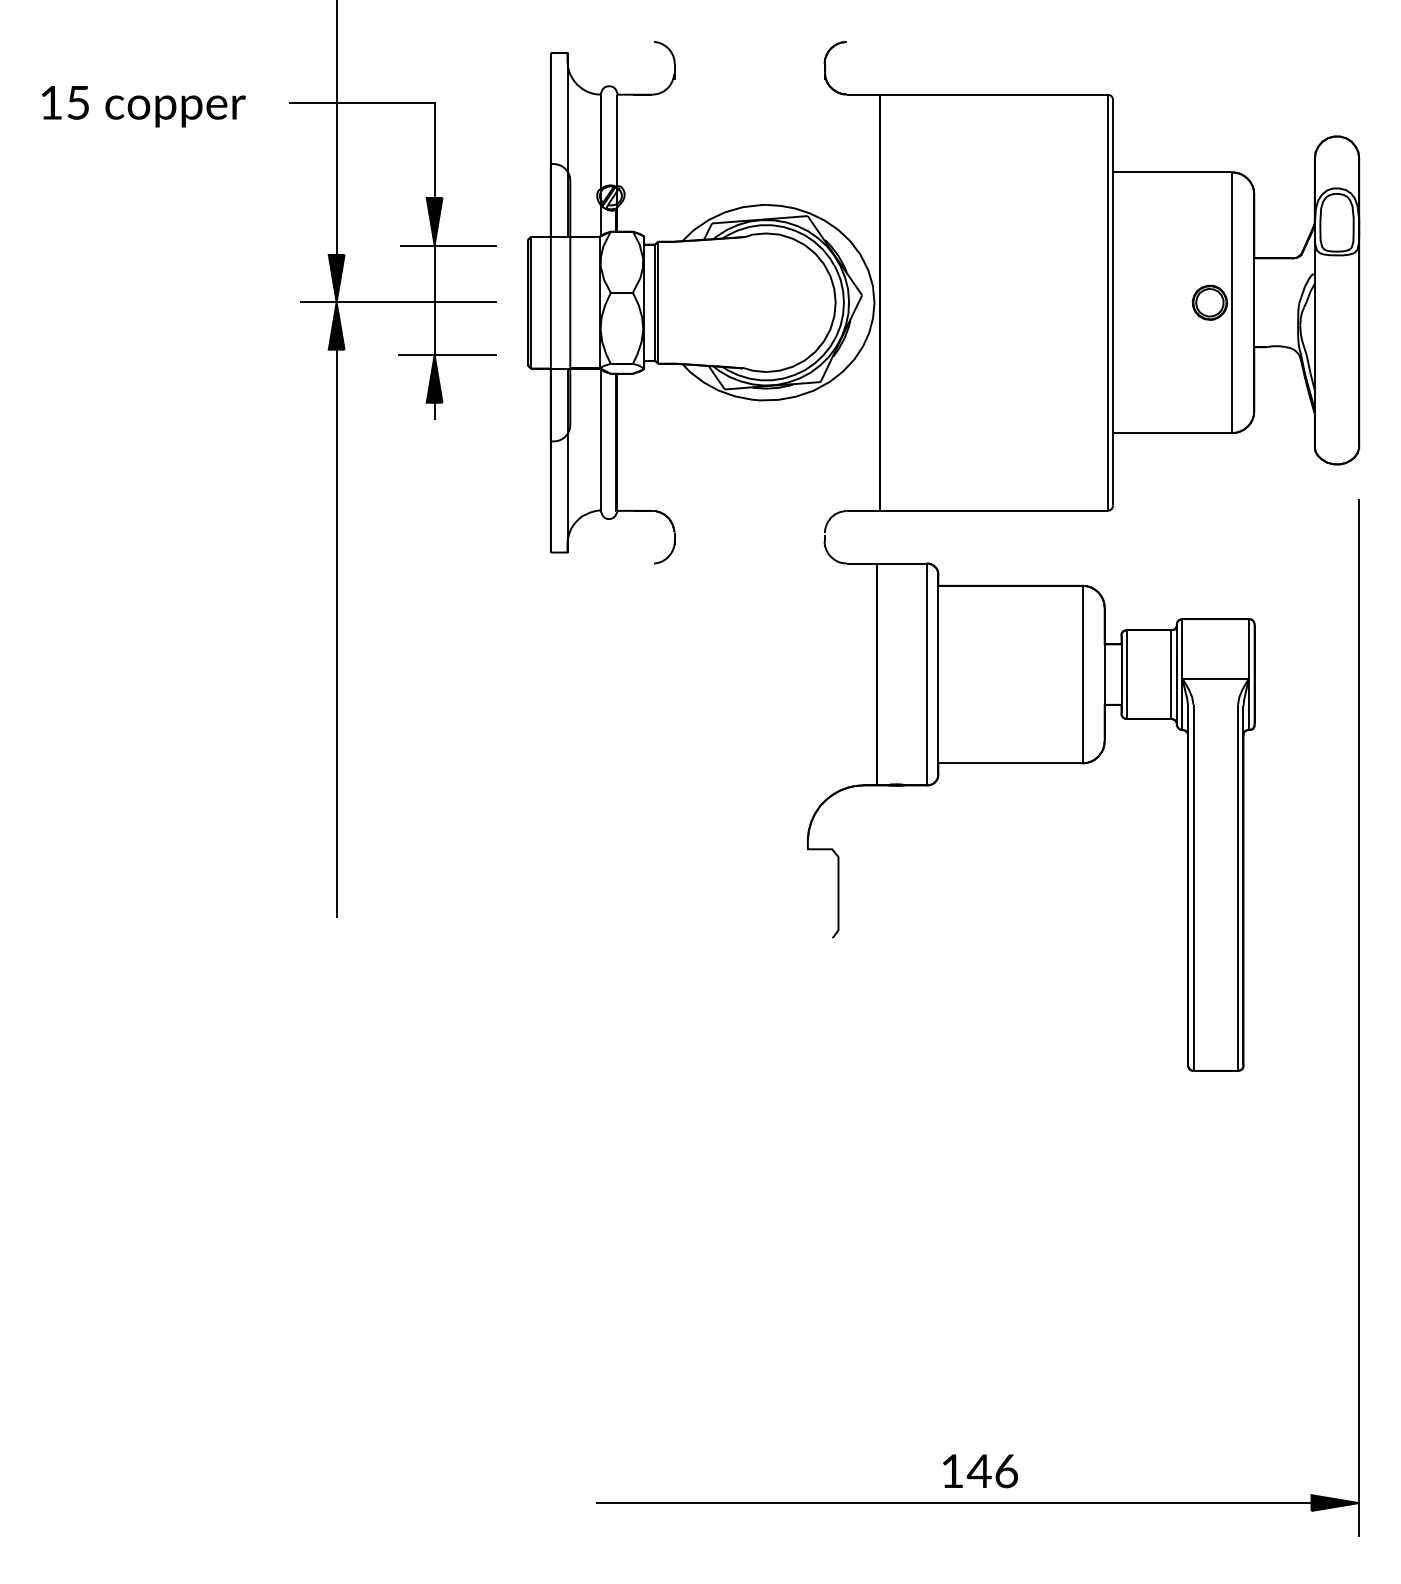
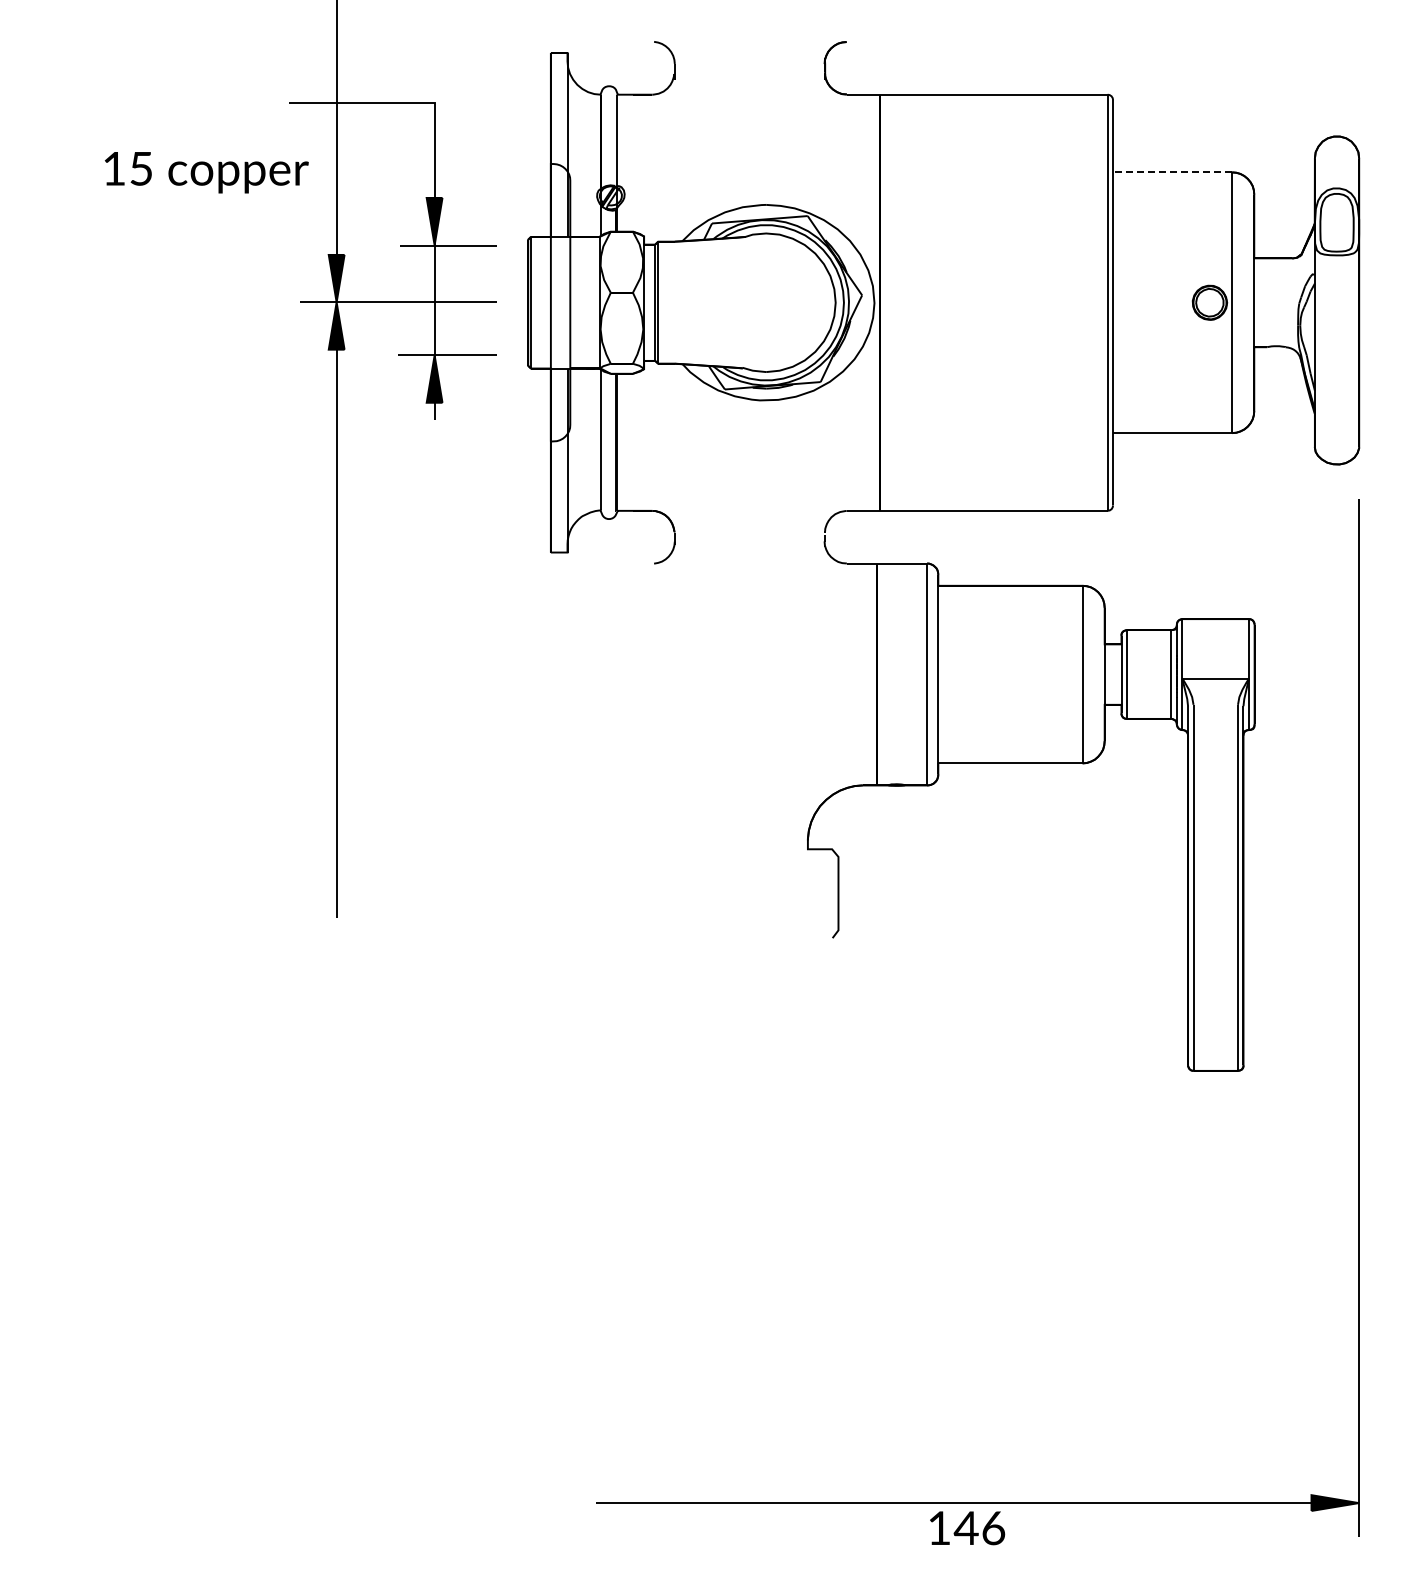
text position: (143, 106) -> (206, 172) (206, 172)
line: solid -> dashed (1172, 172)
text position: (980, 1471) -> (967, 1528) (967, 1528)
